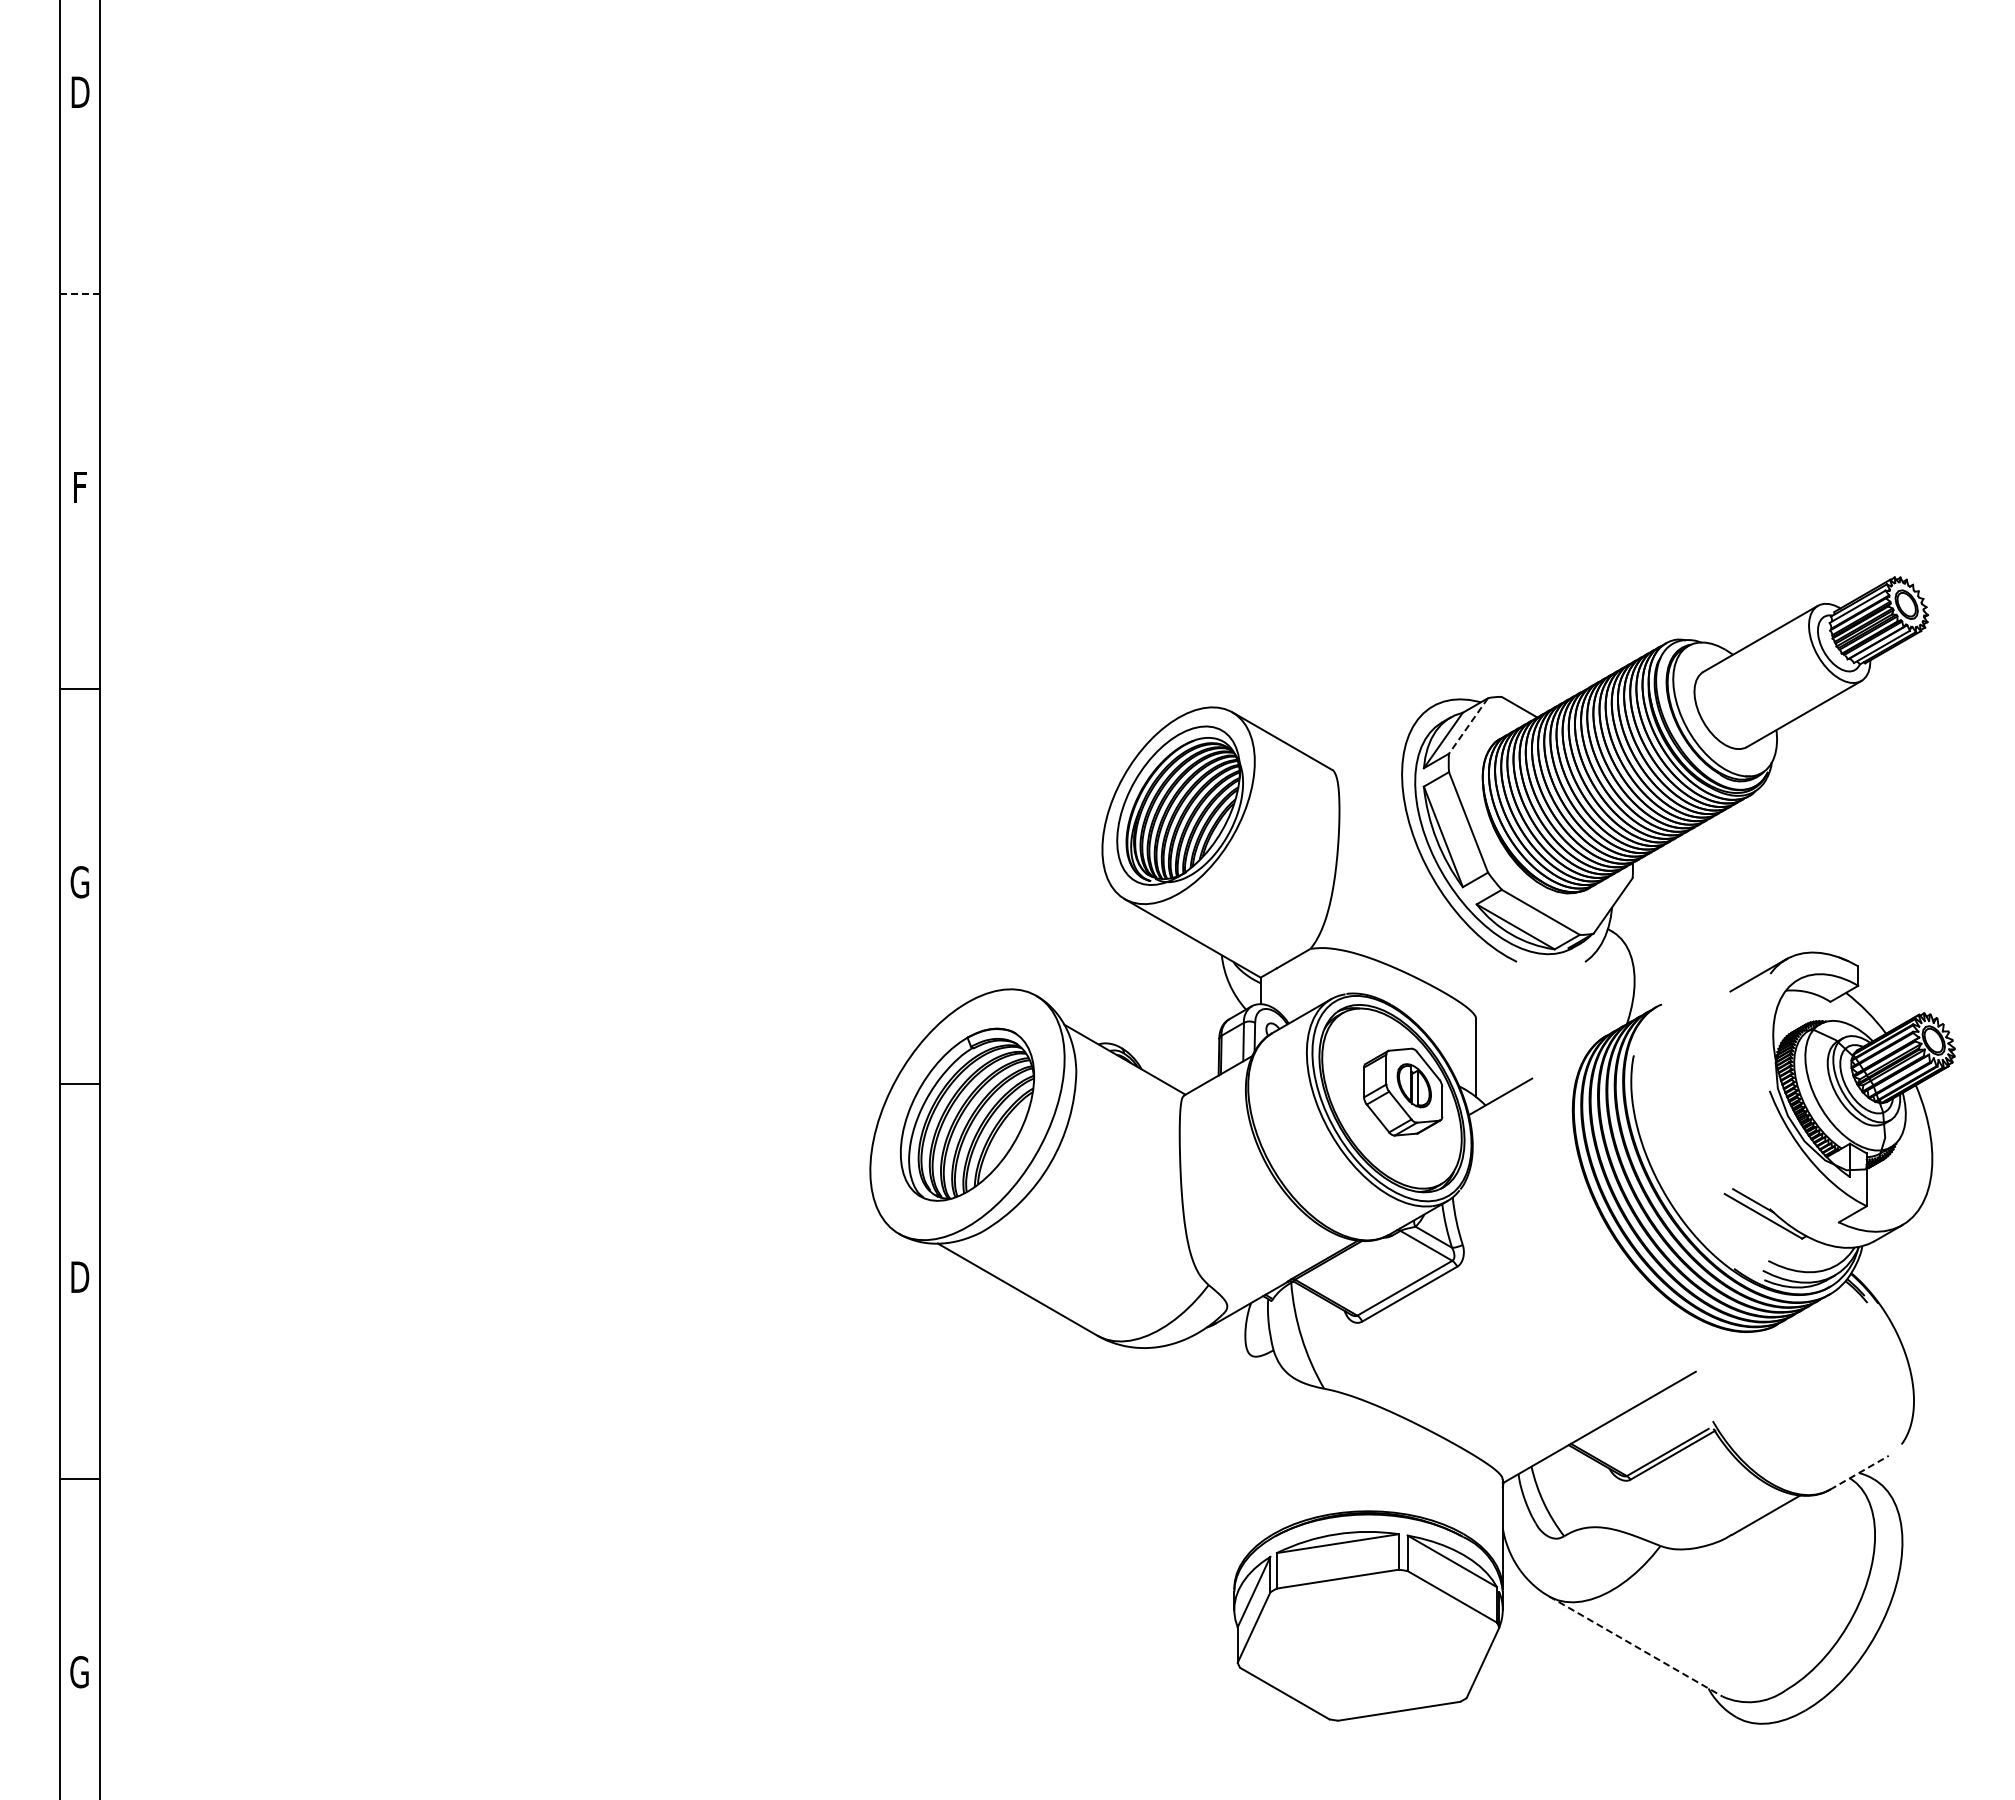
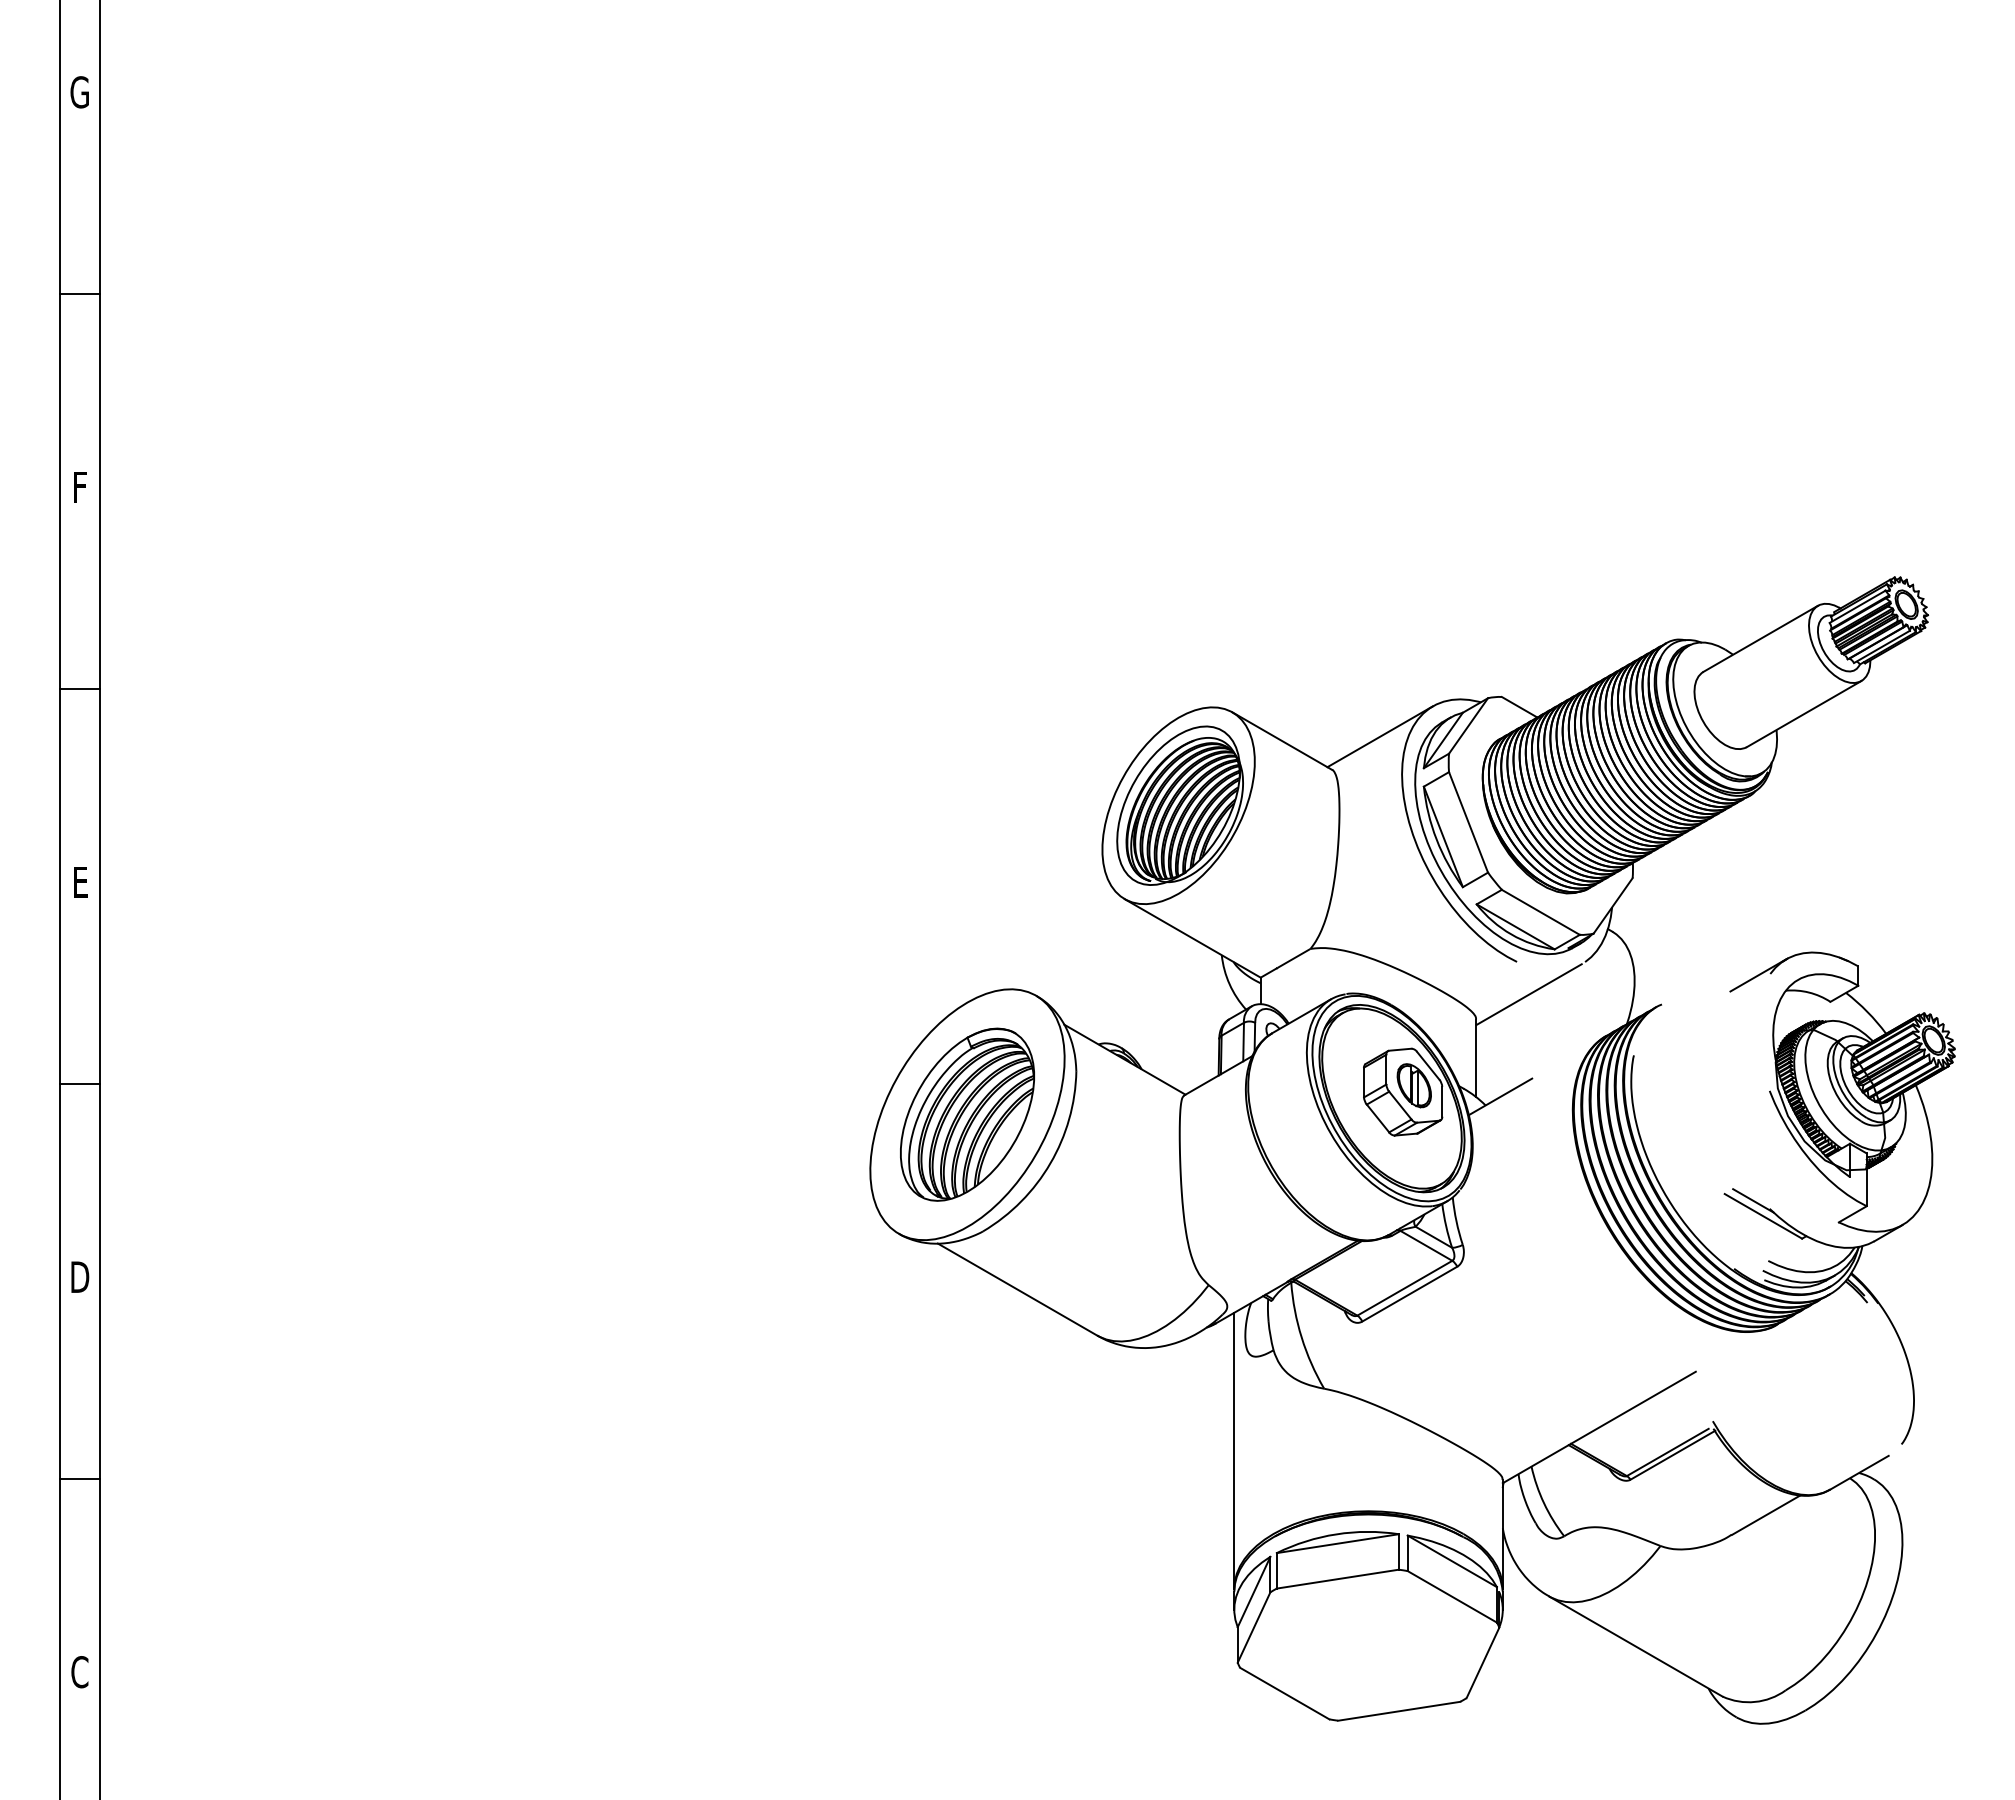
text: D -> G (79, 92)
line: dashed -> solid (80, 294)
line: dashed -> solid (1468, 725)
line: none -> present (1379, 736)
text: G -> E (79, 882)
line: none -> present (1528, 994)
line: none -> present (1234, 1450)
line: dashed -> solid (1859, 1472)
line: dashed -> solid (1636, 1646)
text: G -> C (79, 1672)
